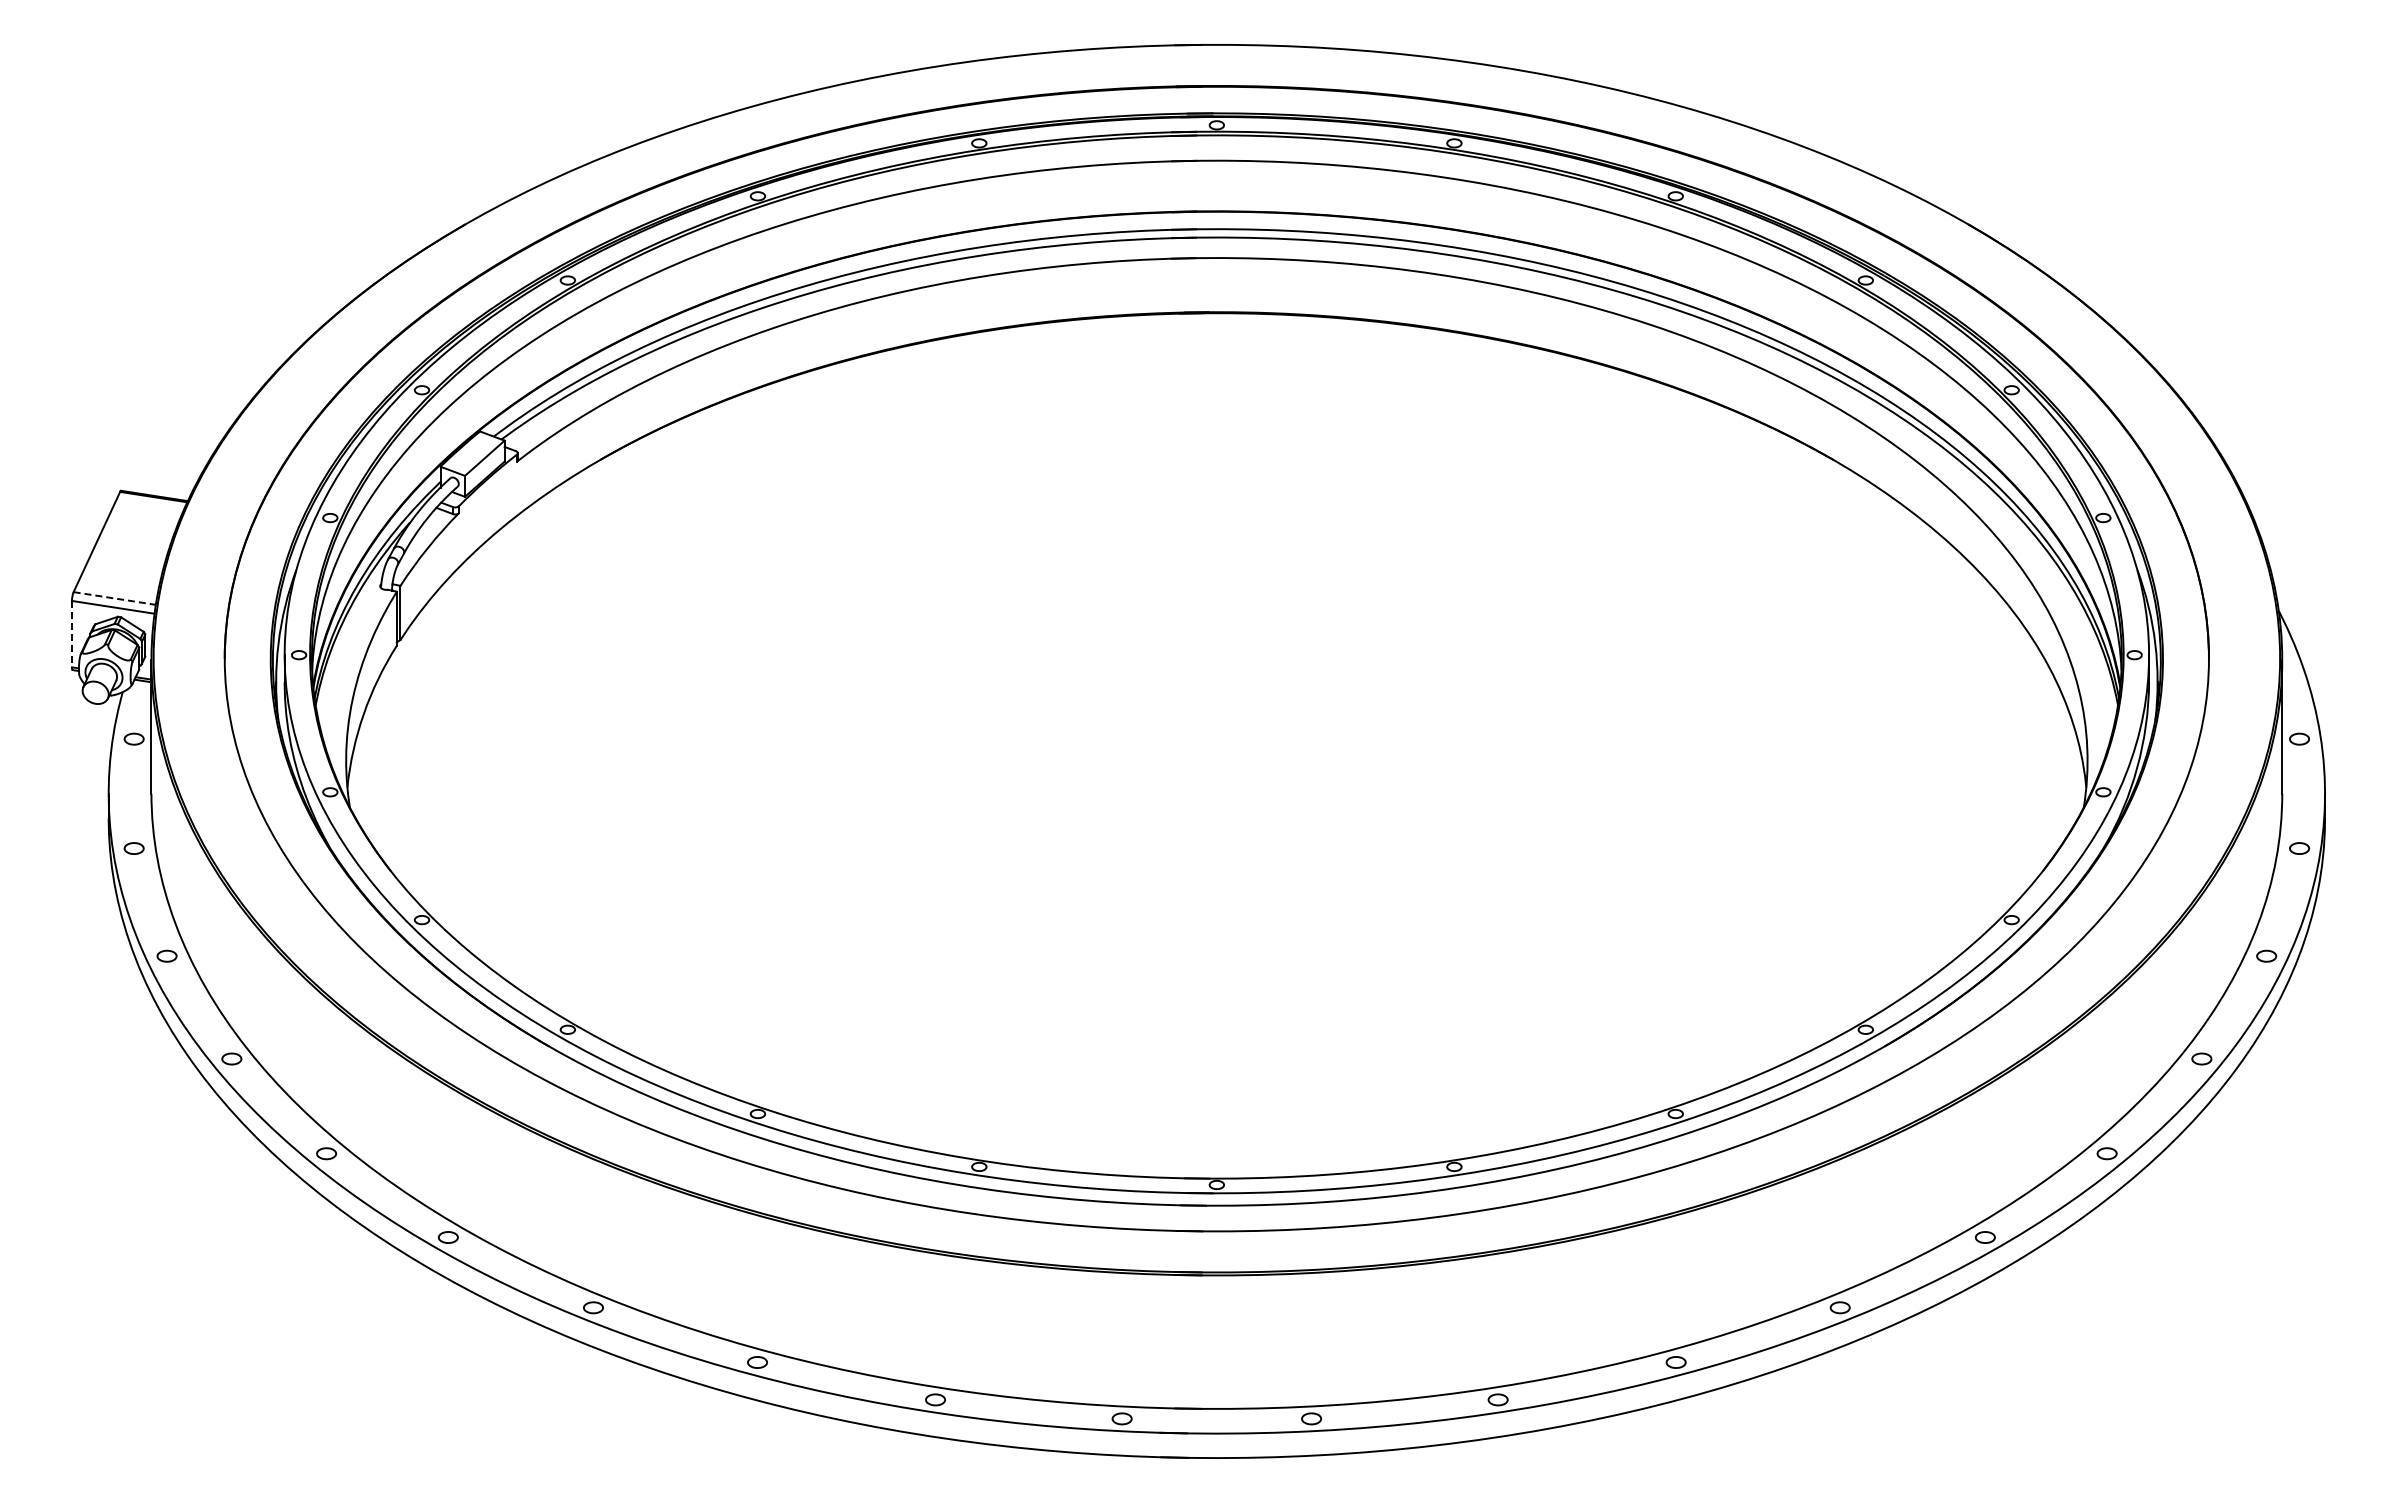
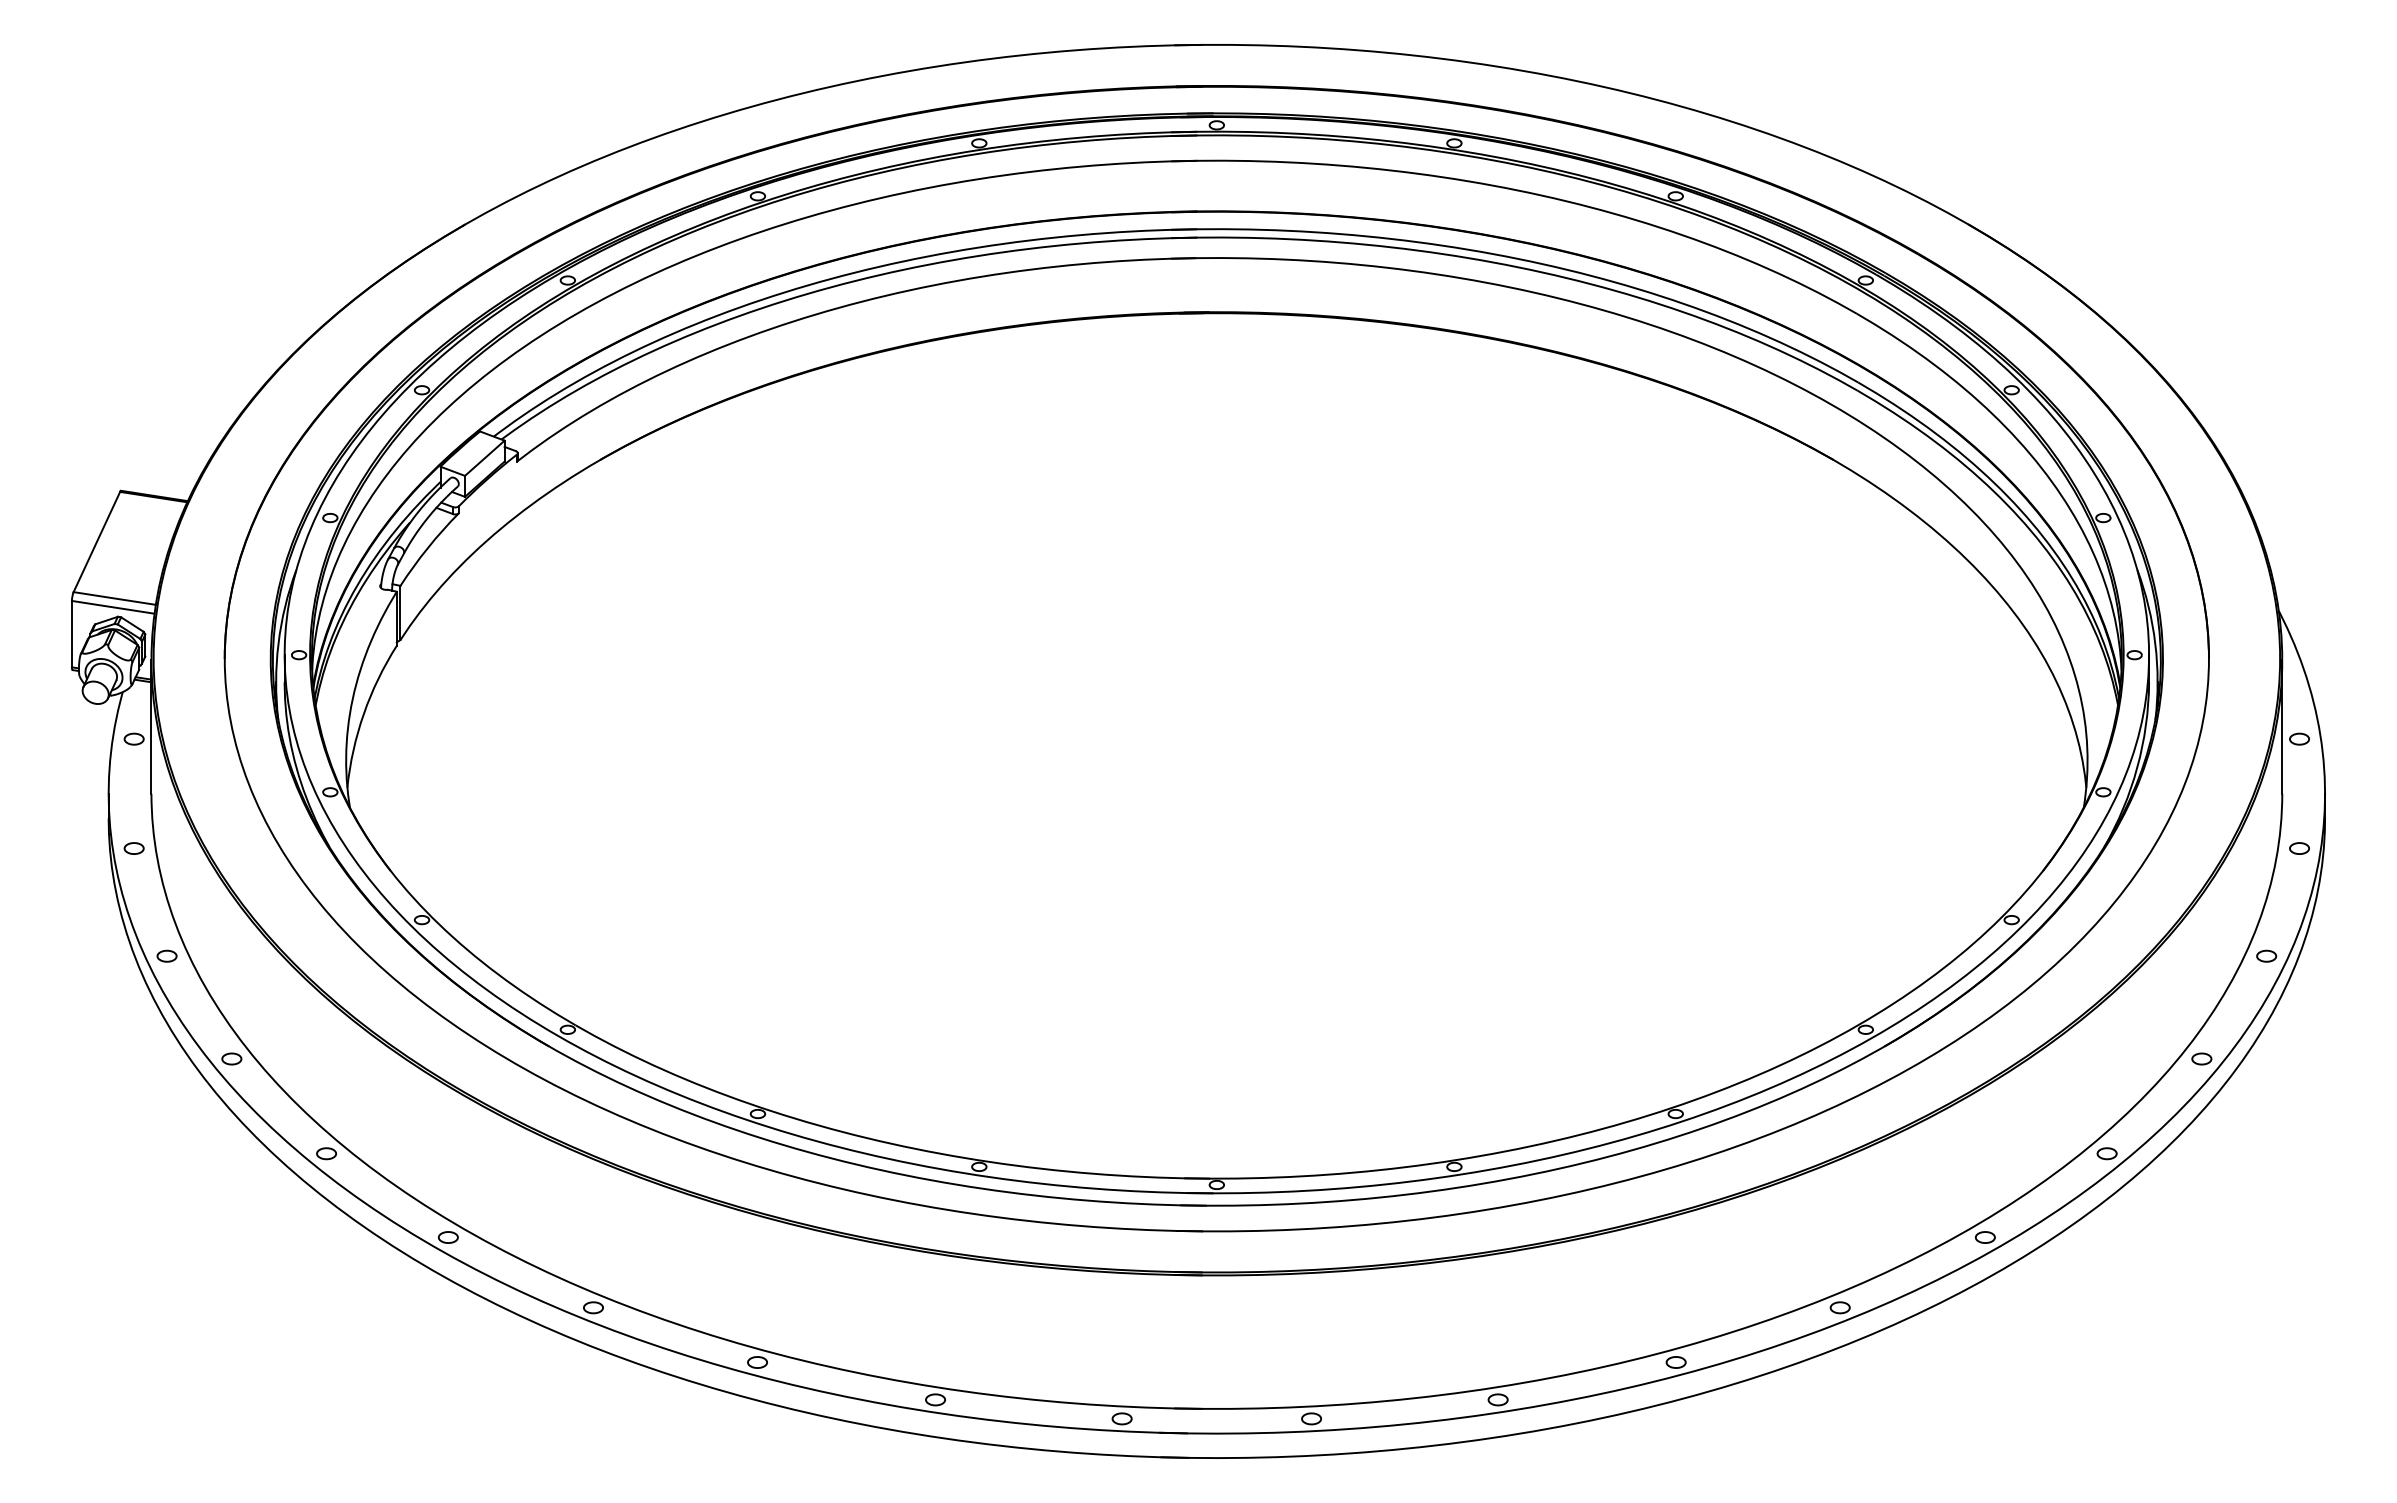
line: dashed -> solid (114, 598)
line: dashed -> solid (71, 634)
